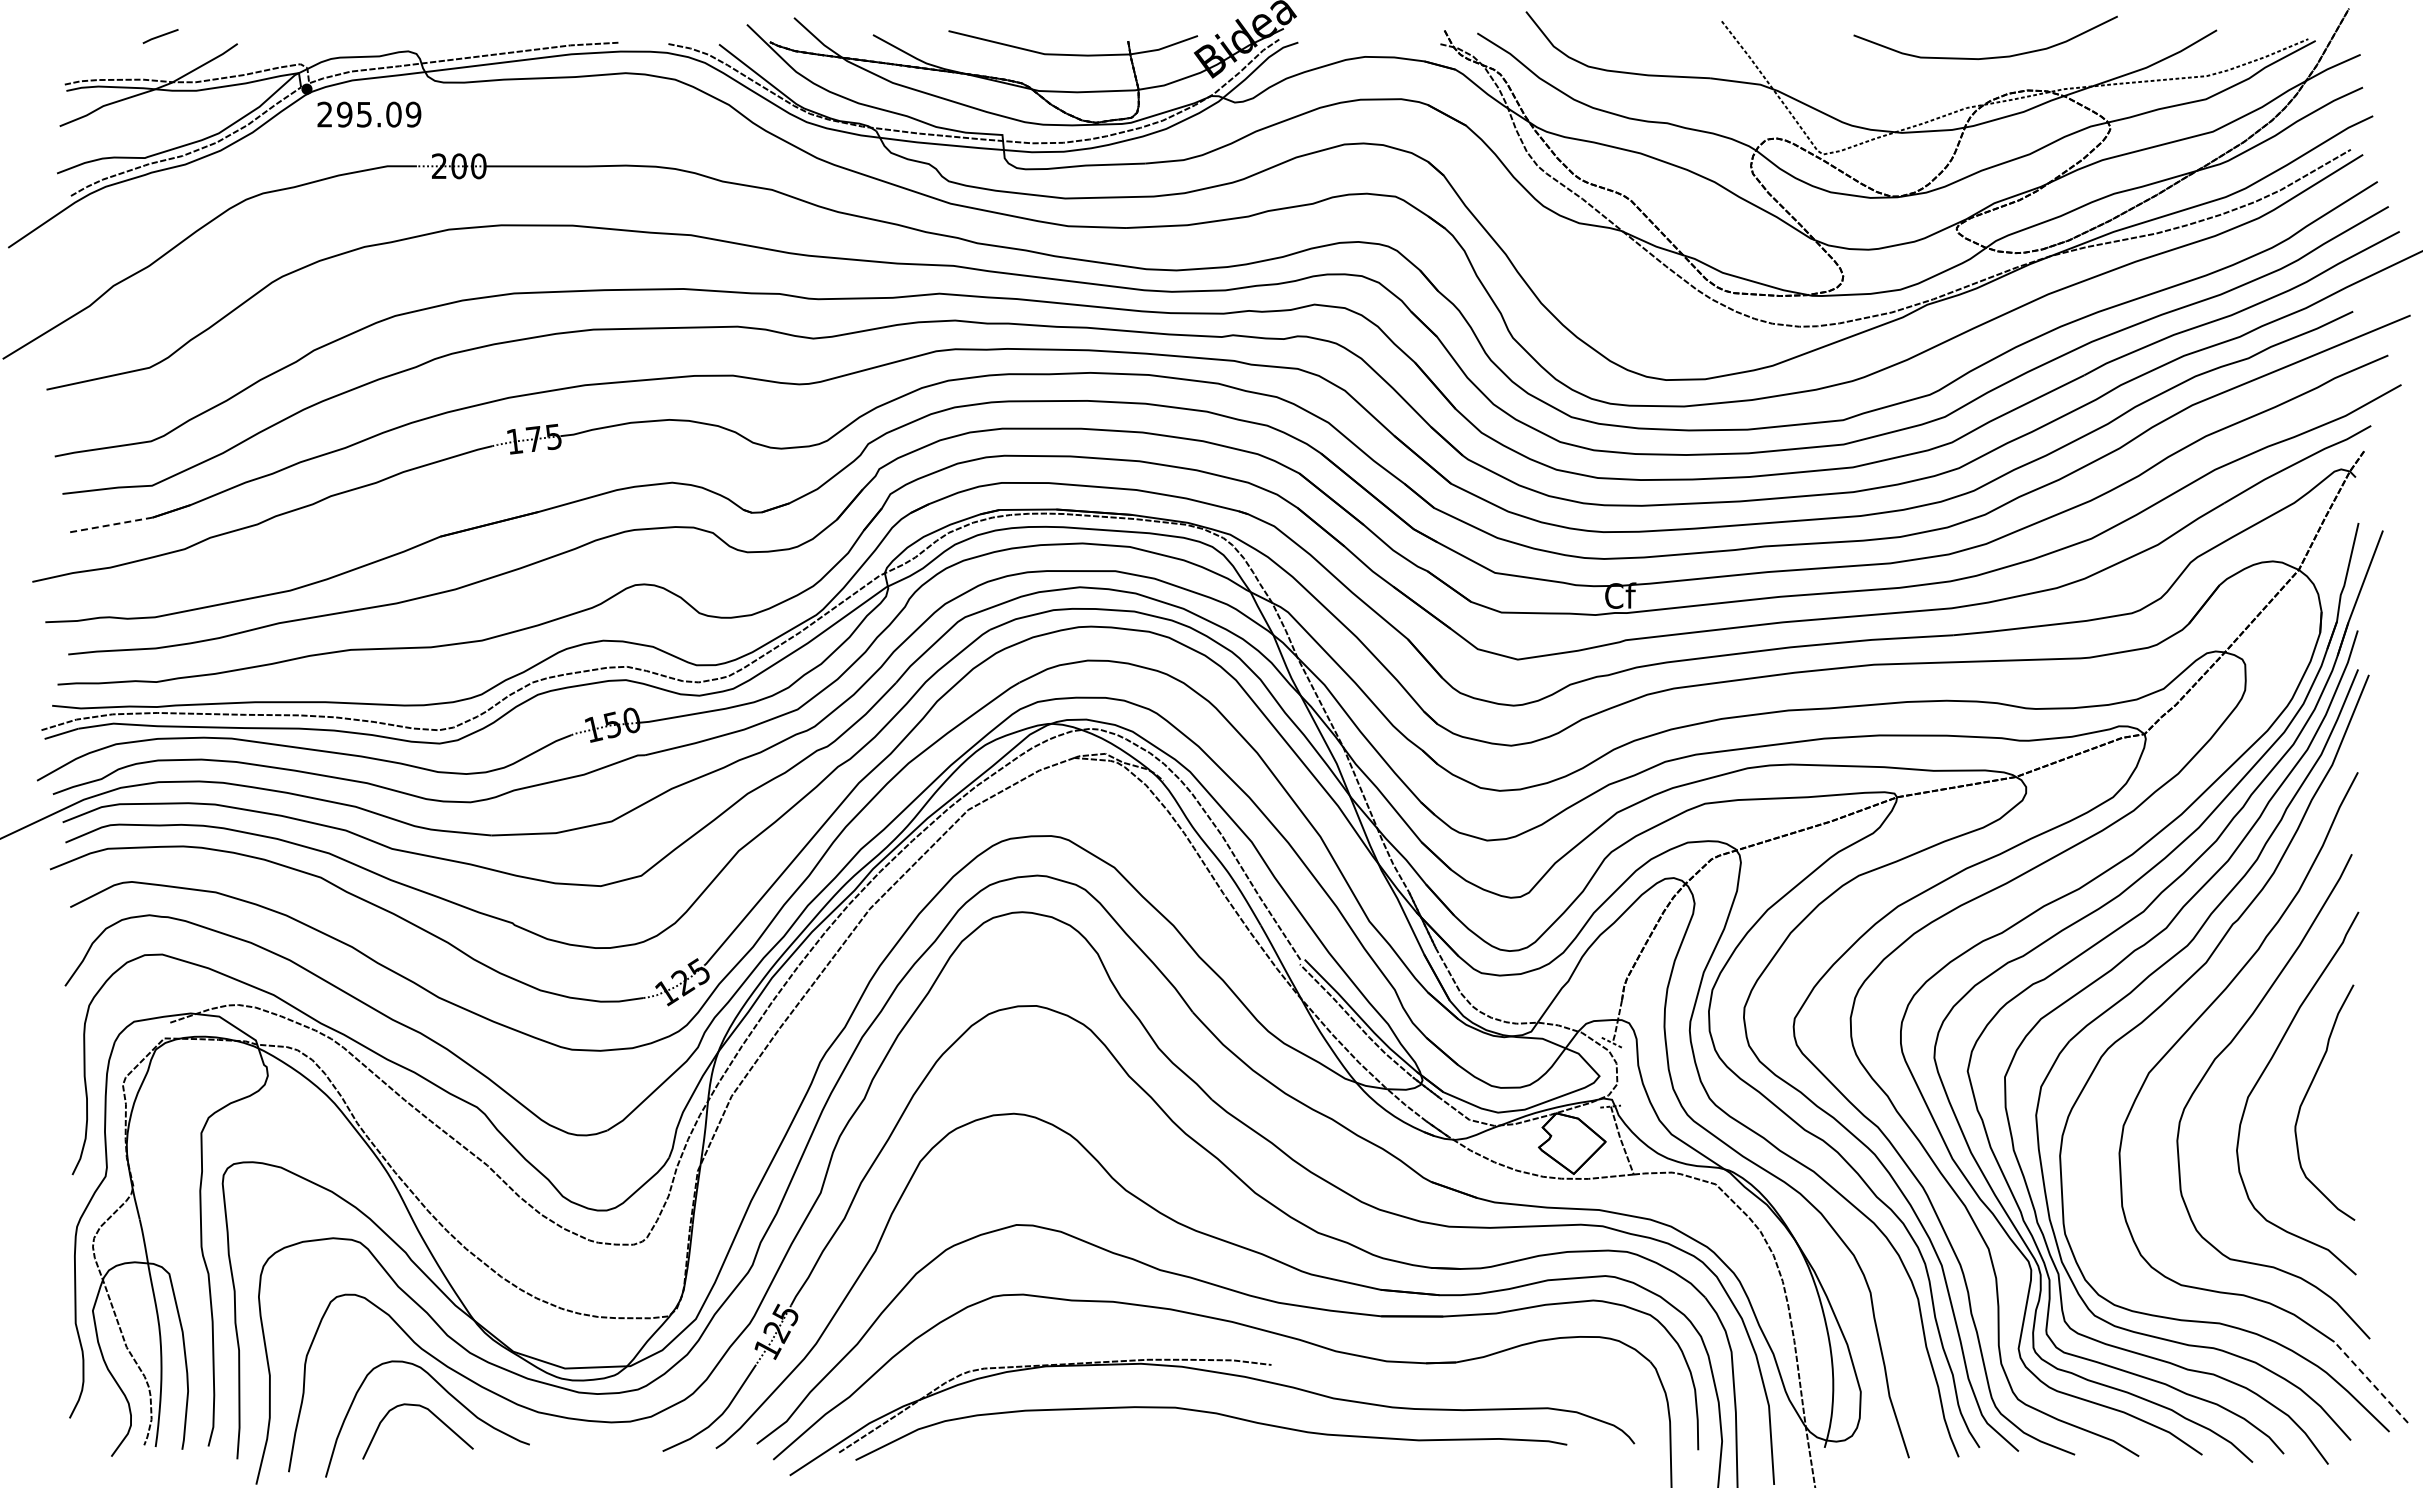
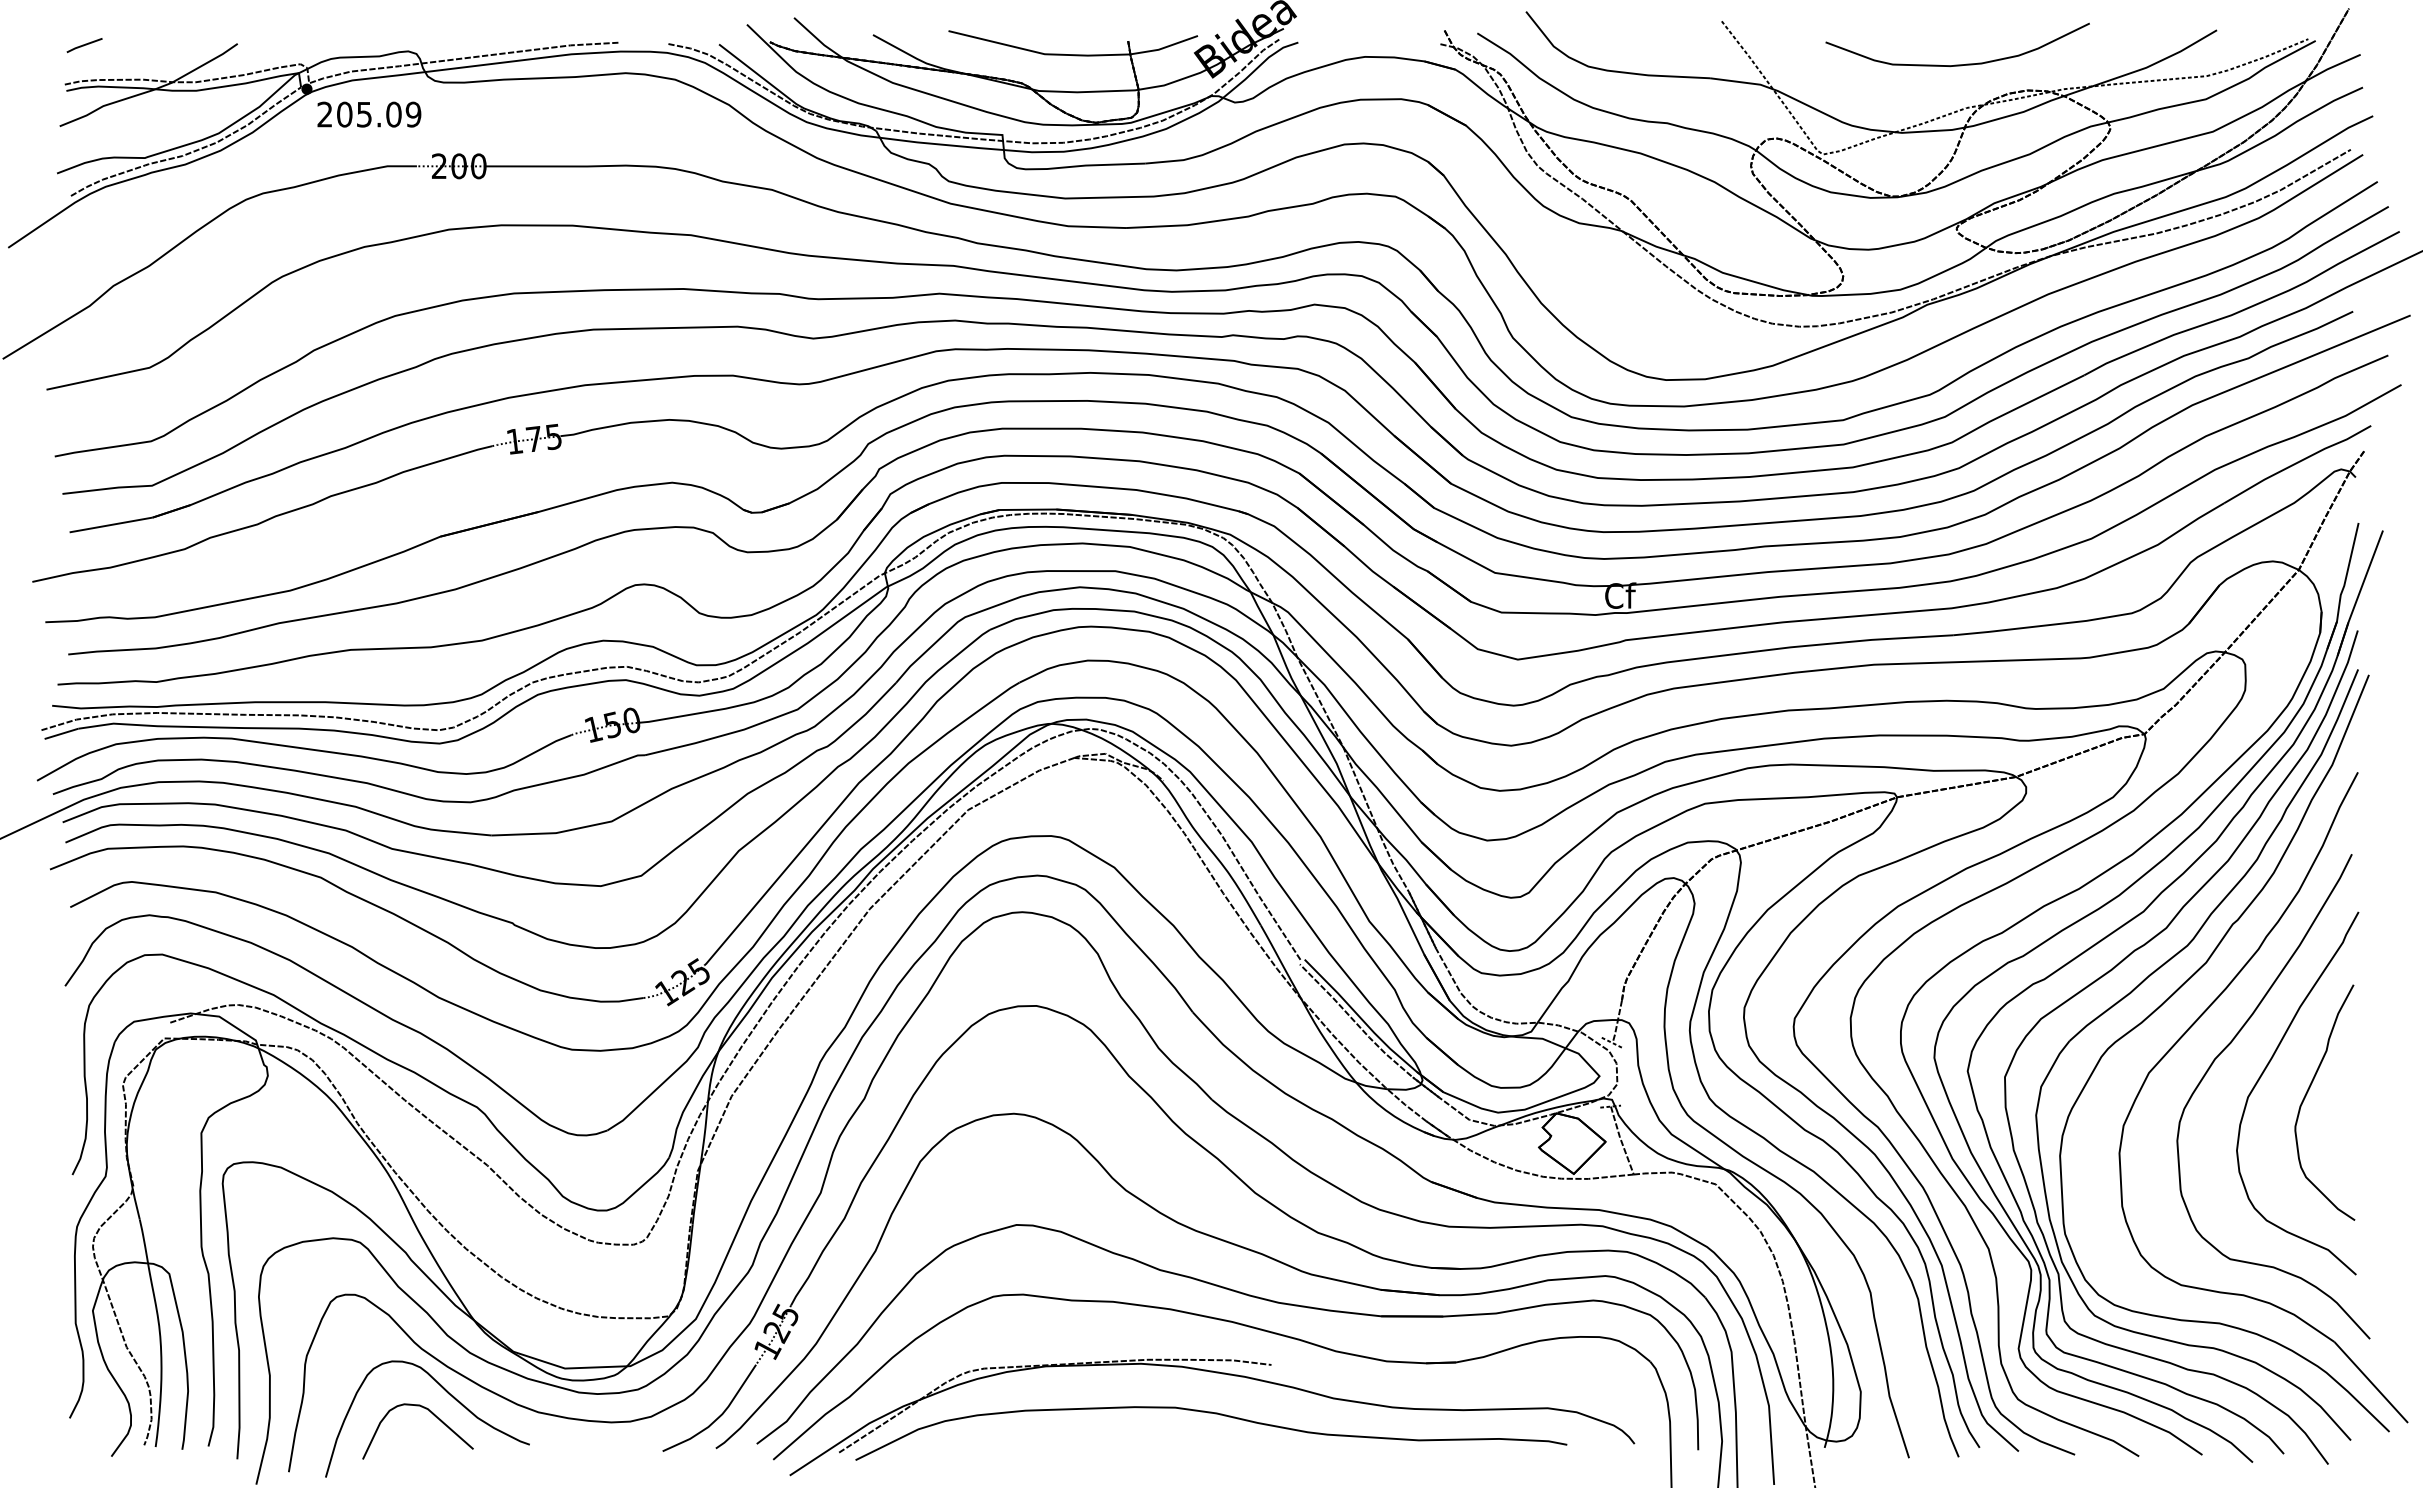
line position: (160, 36) -> (84, 45) (84, 45)
curve position: (1985, 57) -> (1957, 64) (1957, 64)
text: 295.09 -> 205.09 (344, 114)
line: dashed -> solid (110, 525)
line: dashed -> solid (2371, 1382)
